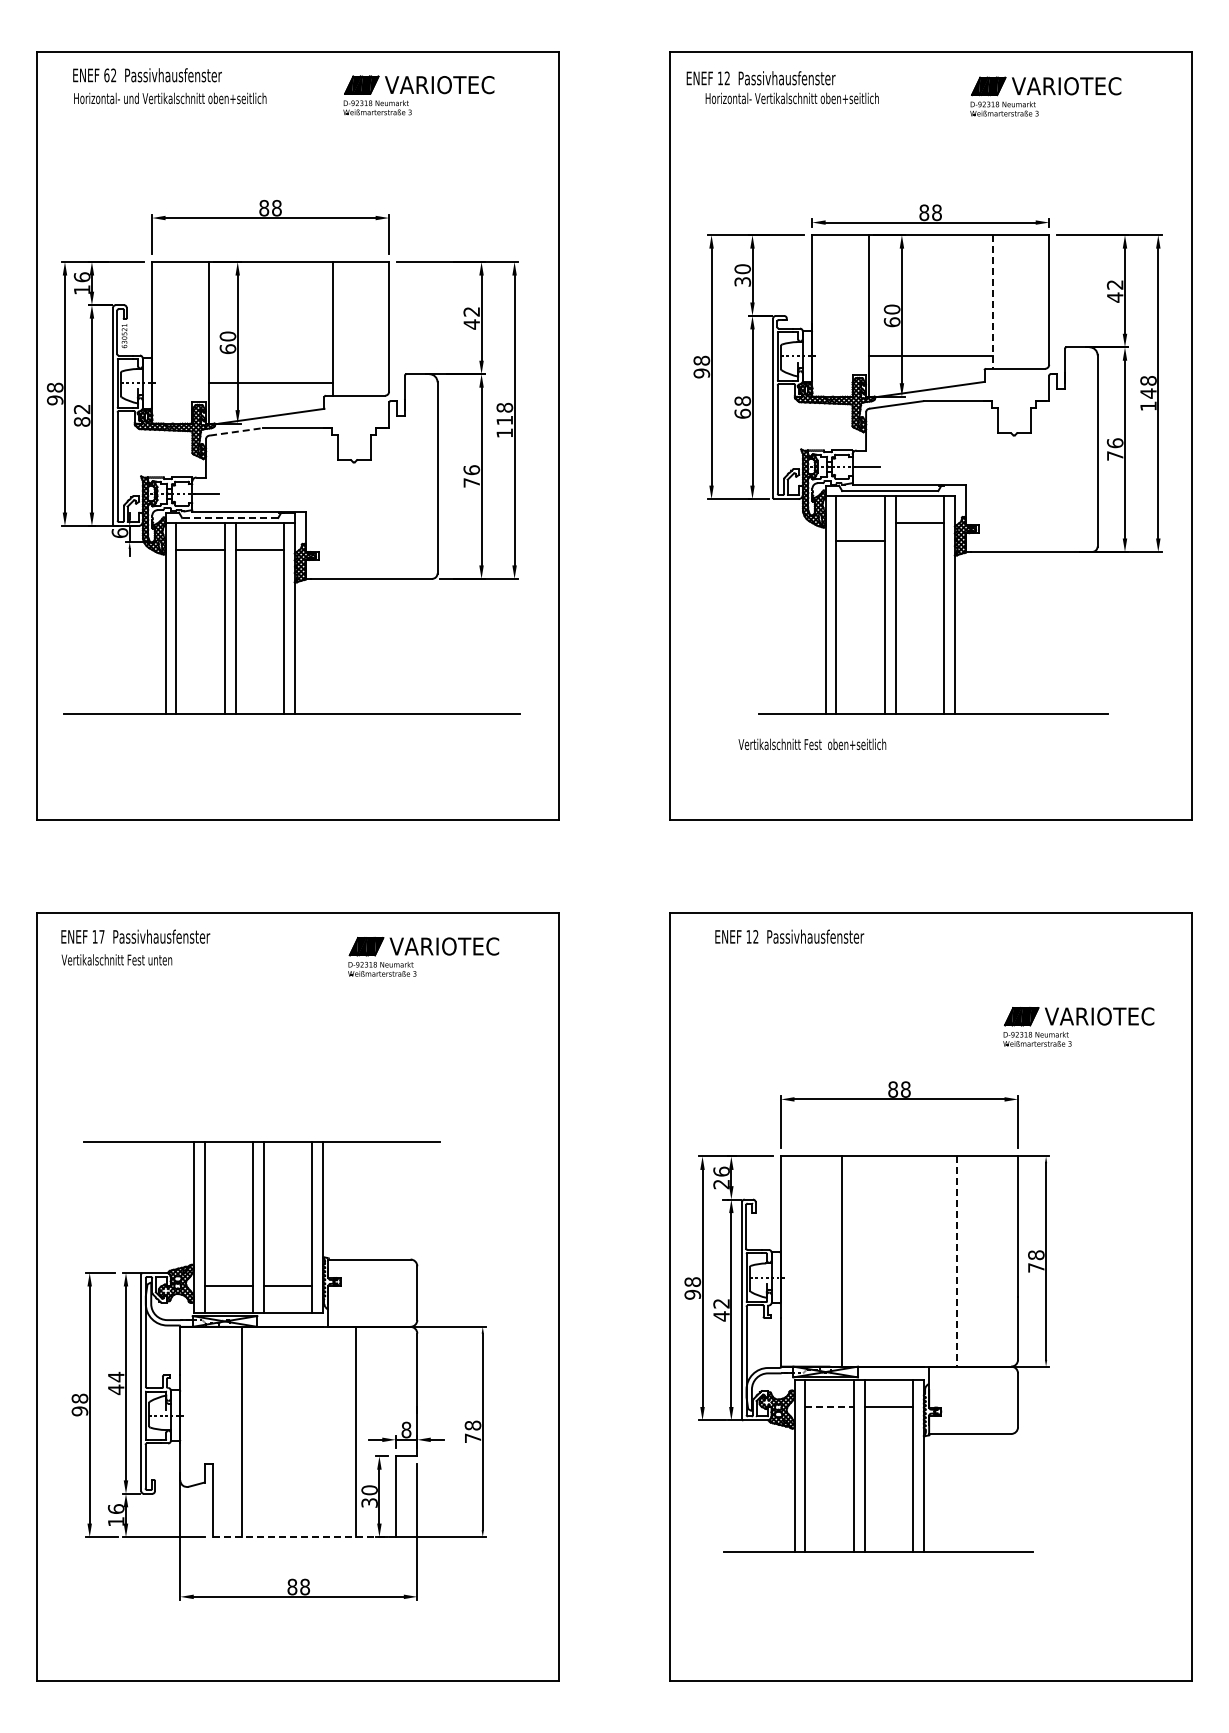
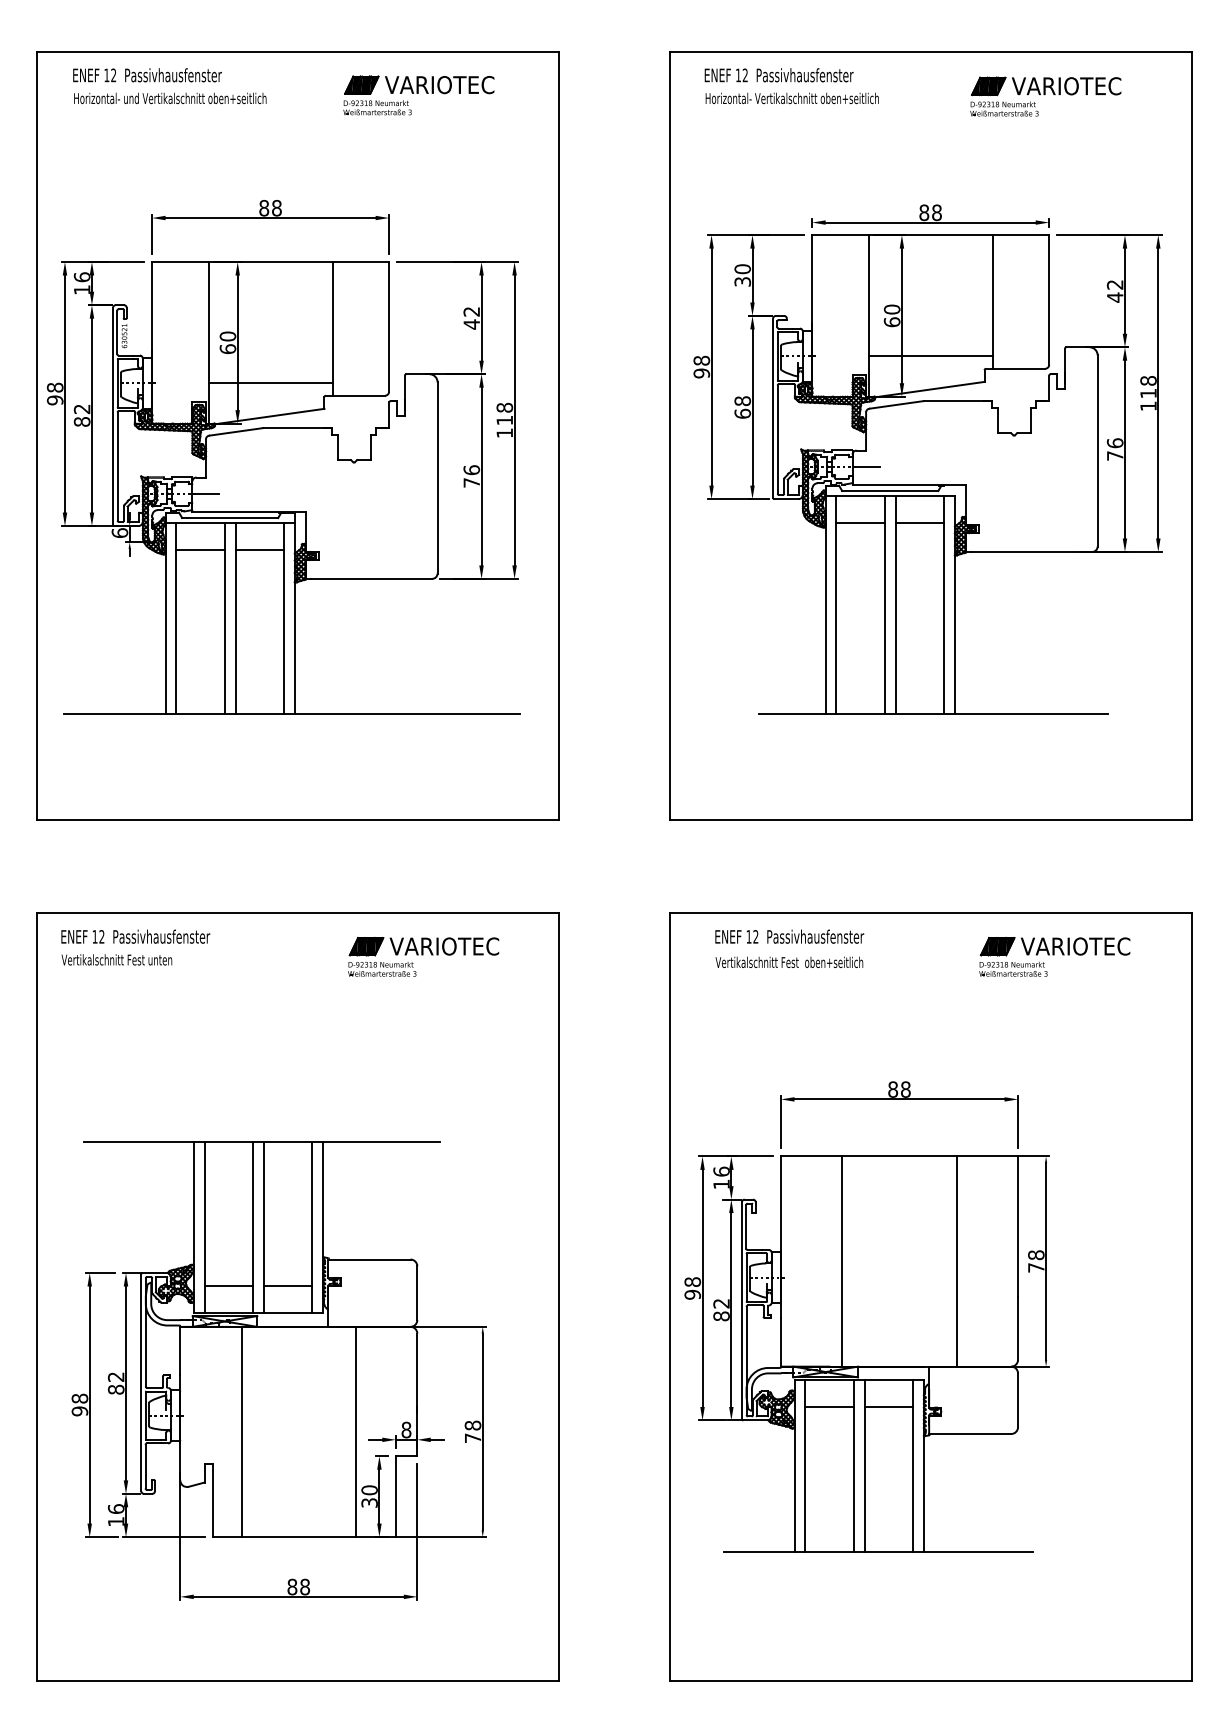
text: 62 -> 12 (106, 75)
text position: (760, 78) -> (778, 75) (778, 75)
line: dashed -> solid (992, 302)
text: 148 -> 118 (1148, 393)
line: dashed -> solid (236, 431)
line: dashed -> solid (229, 517)
line position: (860, 541) -> (860, 523) (860, 523)
text position: (812, 743) -> (789, 961) (789, 961)
text: 17 -> 12 (101, 936)
part position: (1078, 1026) -> (1054, 956) (1054, 956)
text: 26 -> 16 (721, 1184)
line: dashed -> solid (956, 1262)
text: 42 -> 82 (721, 1316)
text: 44 -> 82 (115, 1383)
line: dashed -> solid (830, 1407)
line: dashed -> solid (304, 1537)
